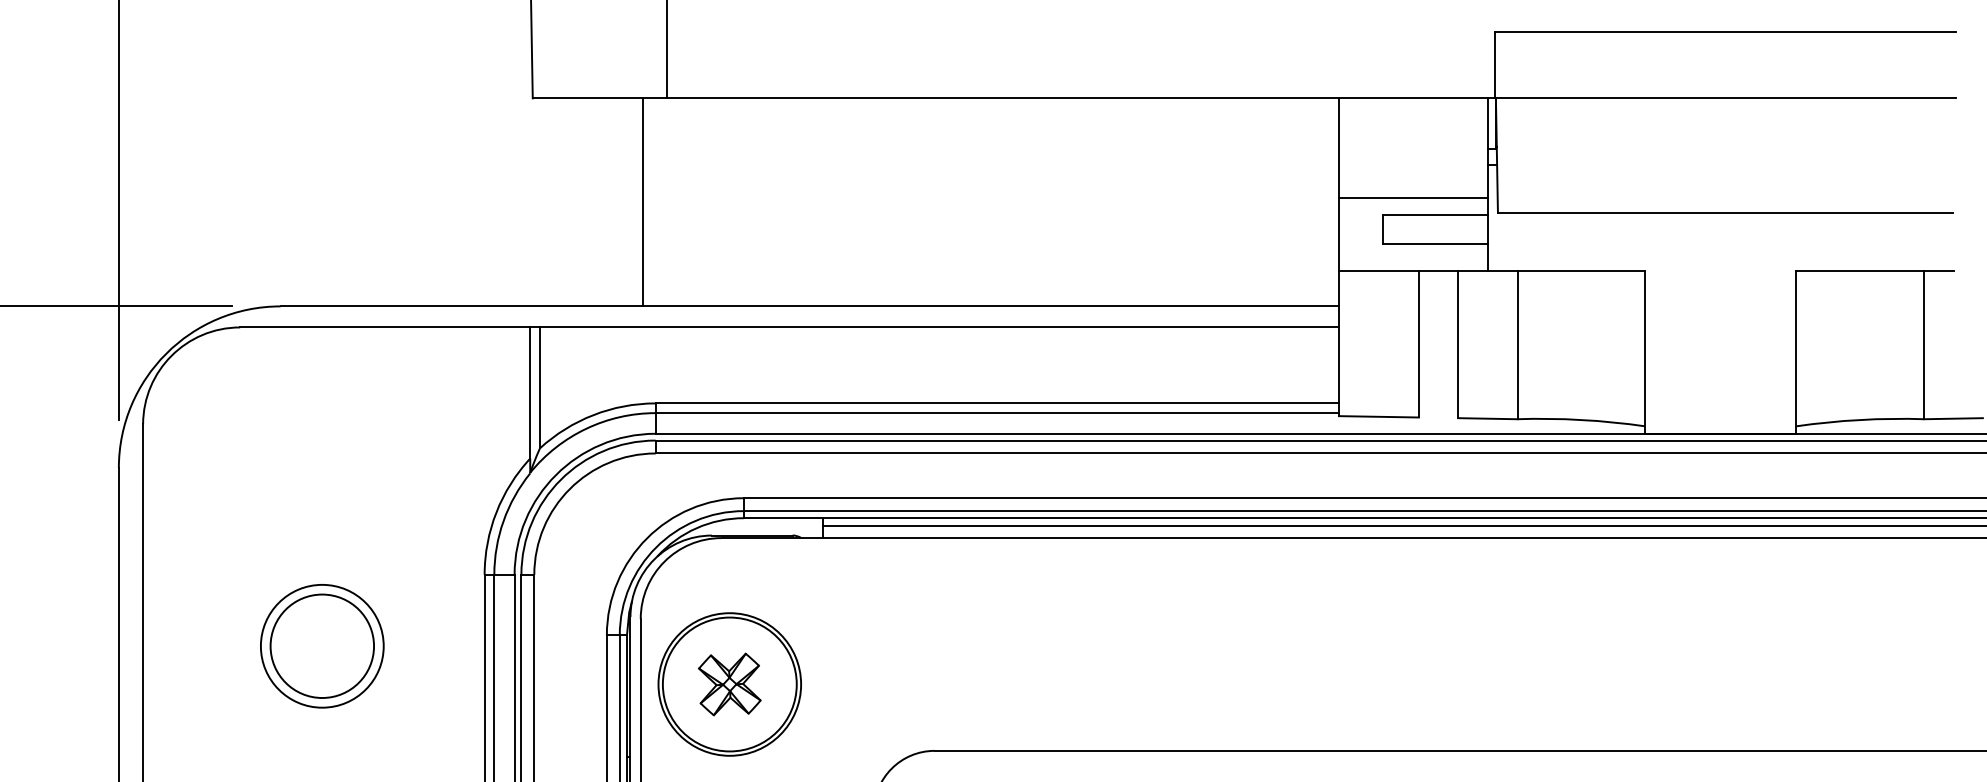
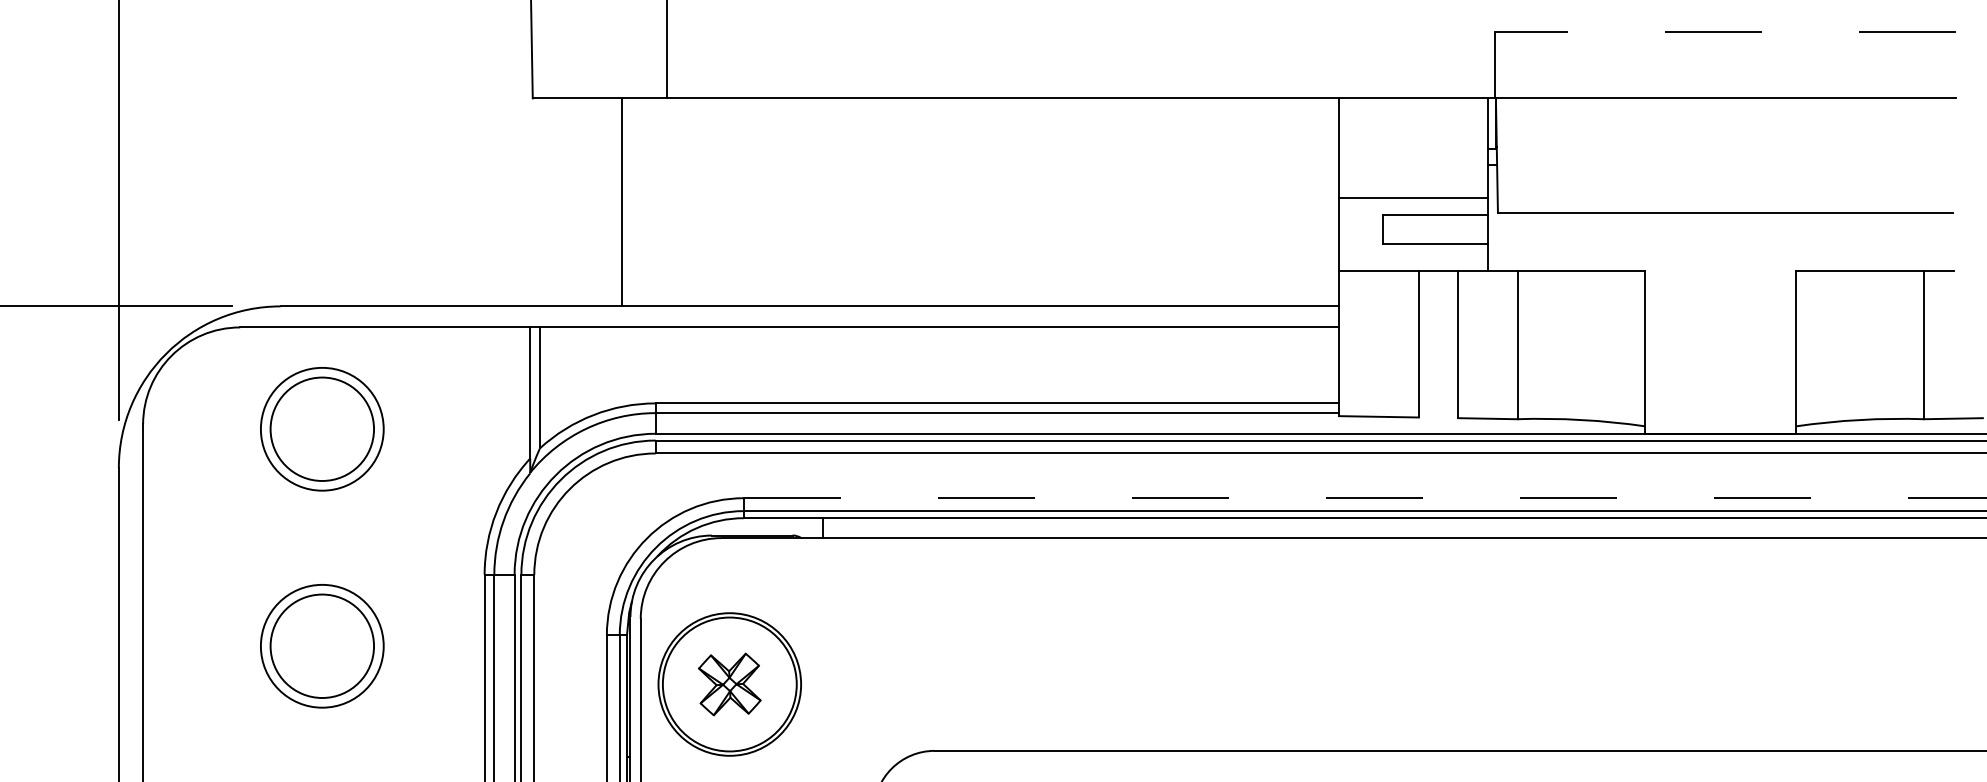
line: solid -> dashed (1725, 32)
line position: (642, 202) -> (621, 202) (621, 202)
part: none -> present (322, 429)
line: solid -> dashed (1365, 498)
line: present -> none (1403, 526)
